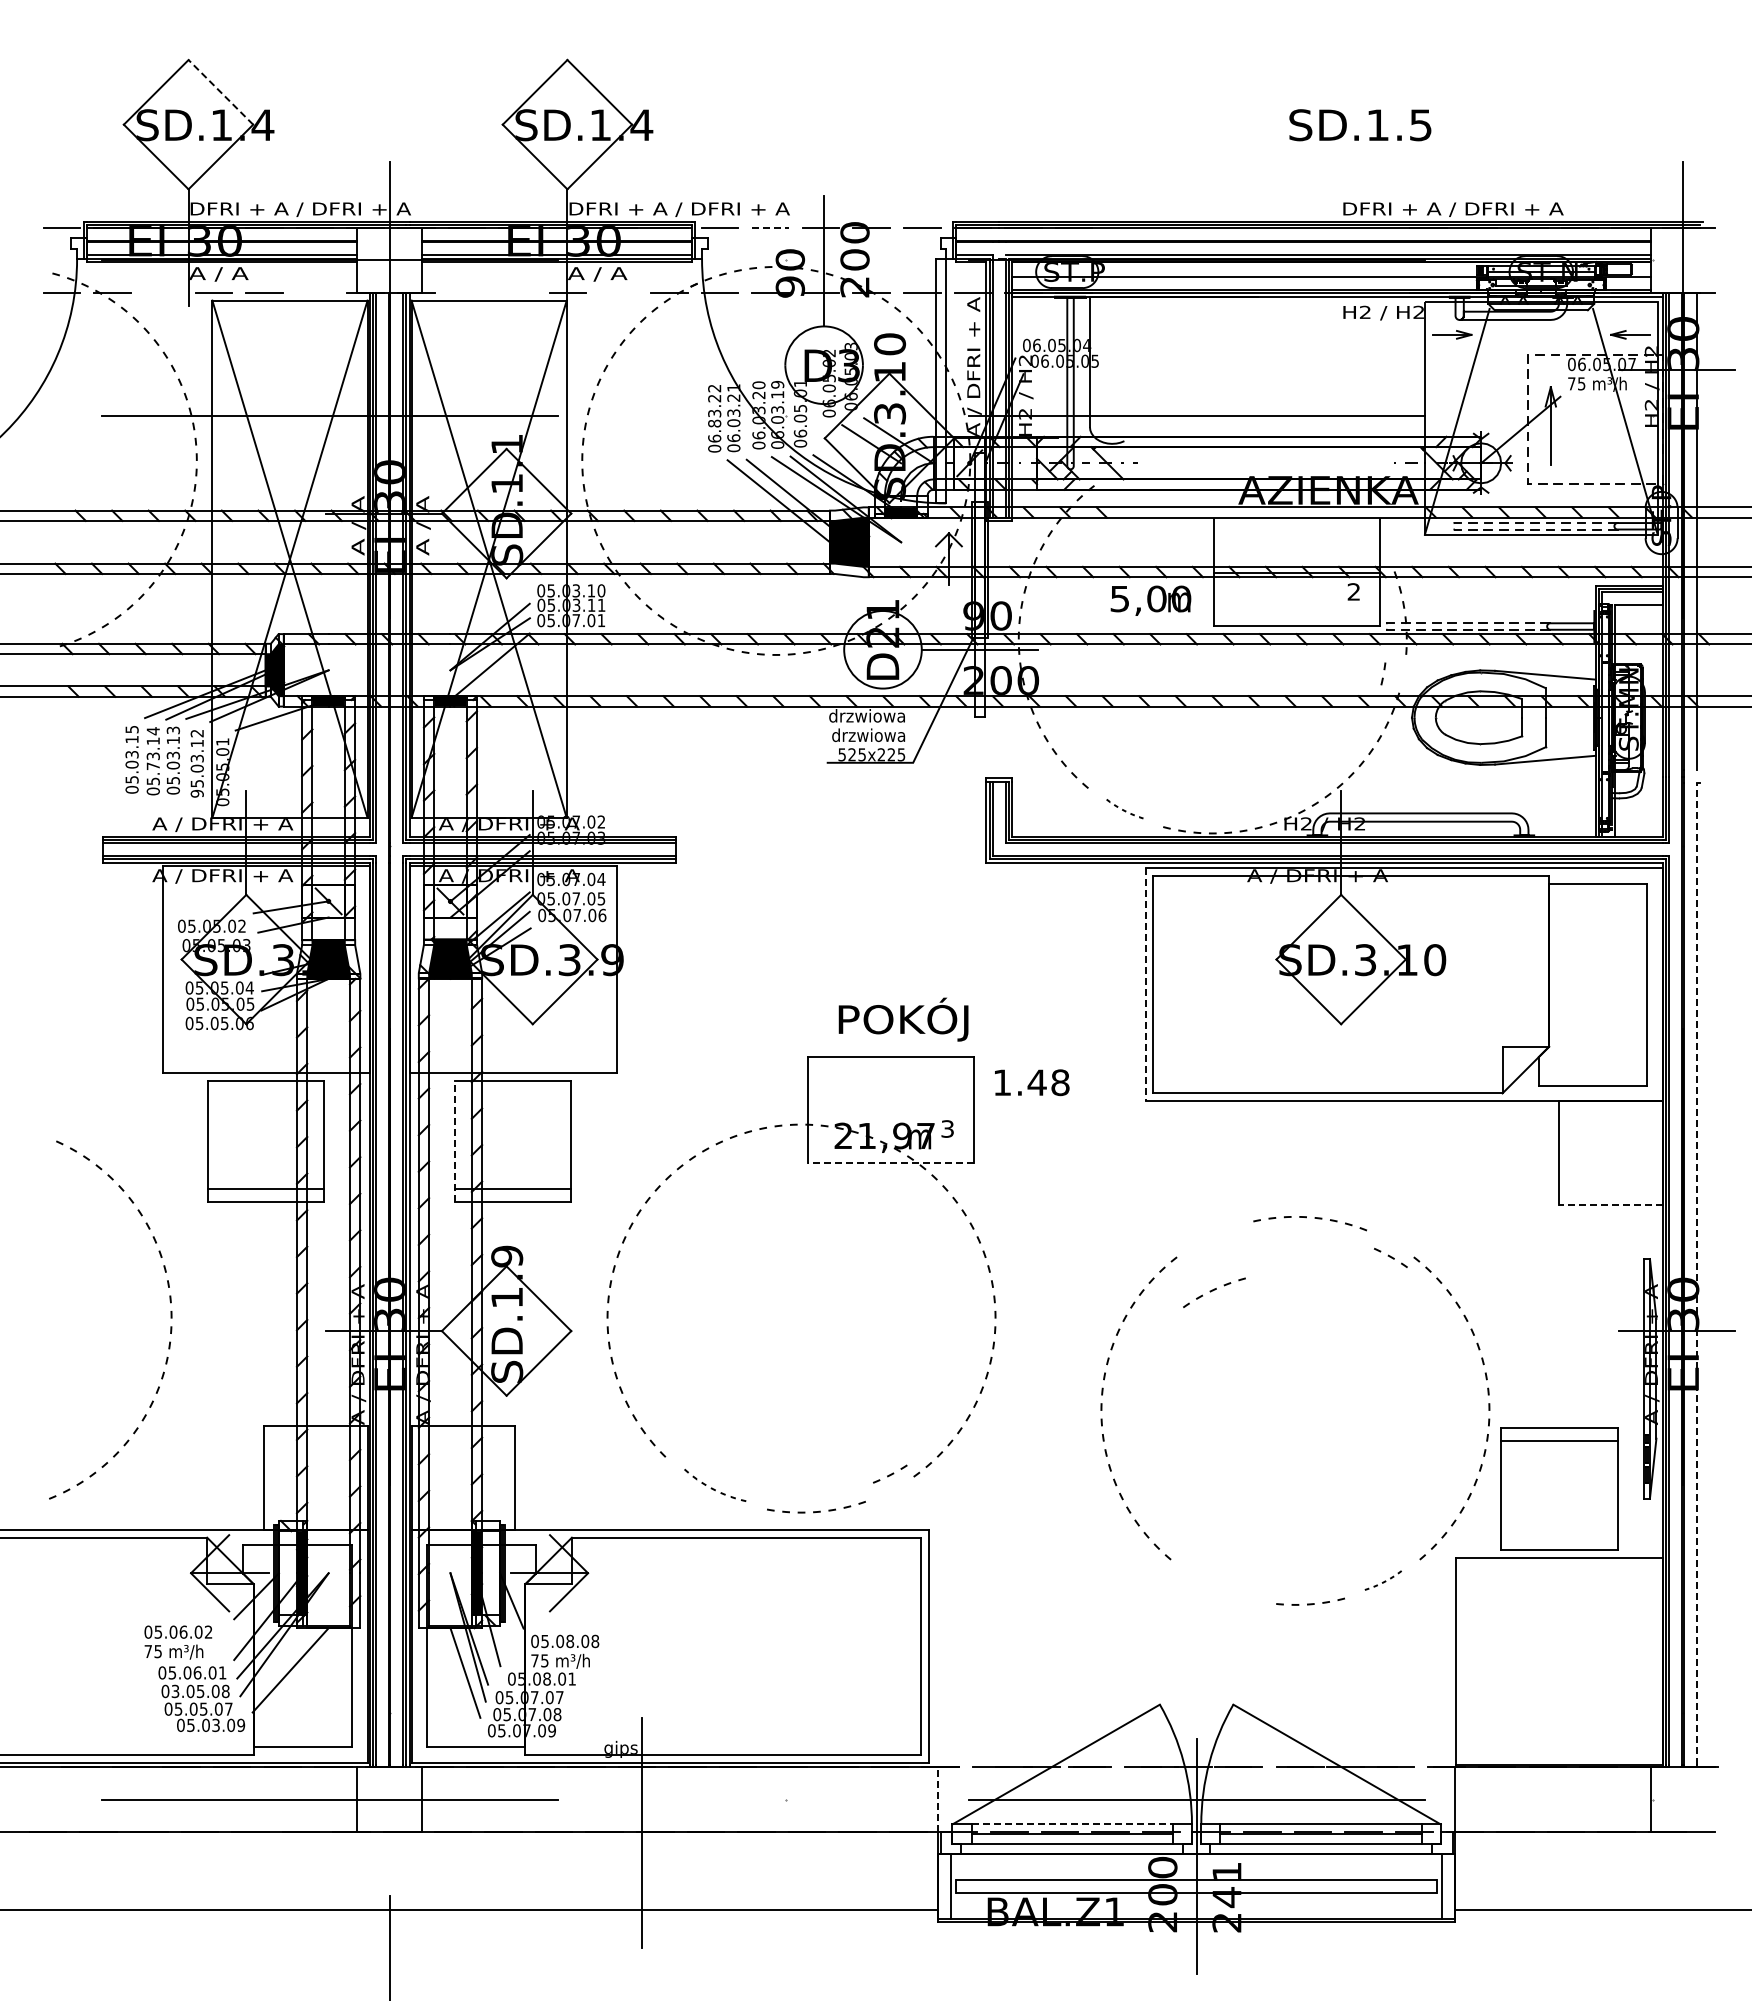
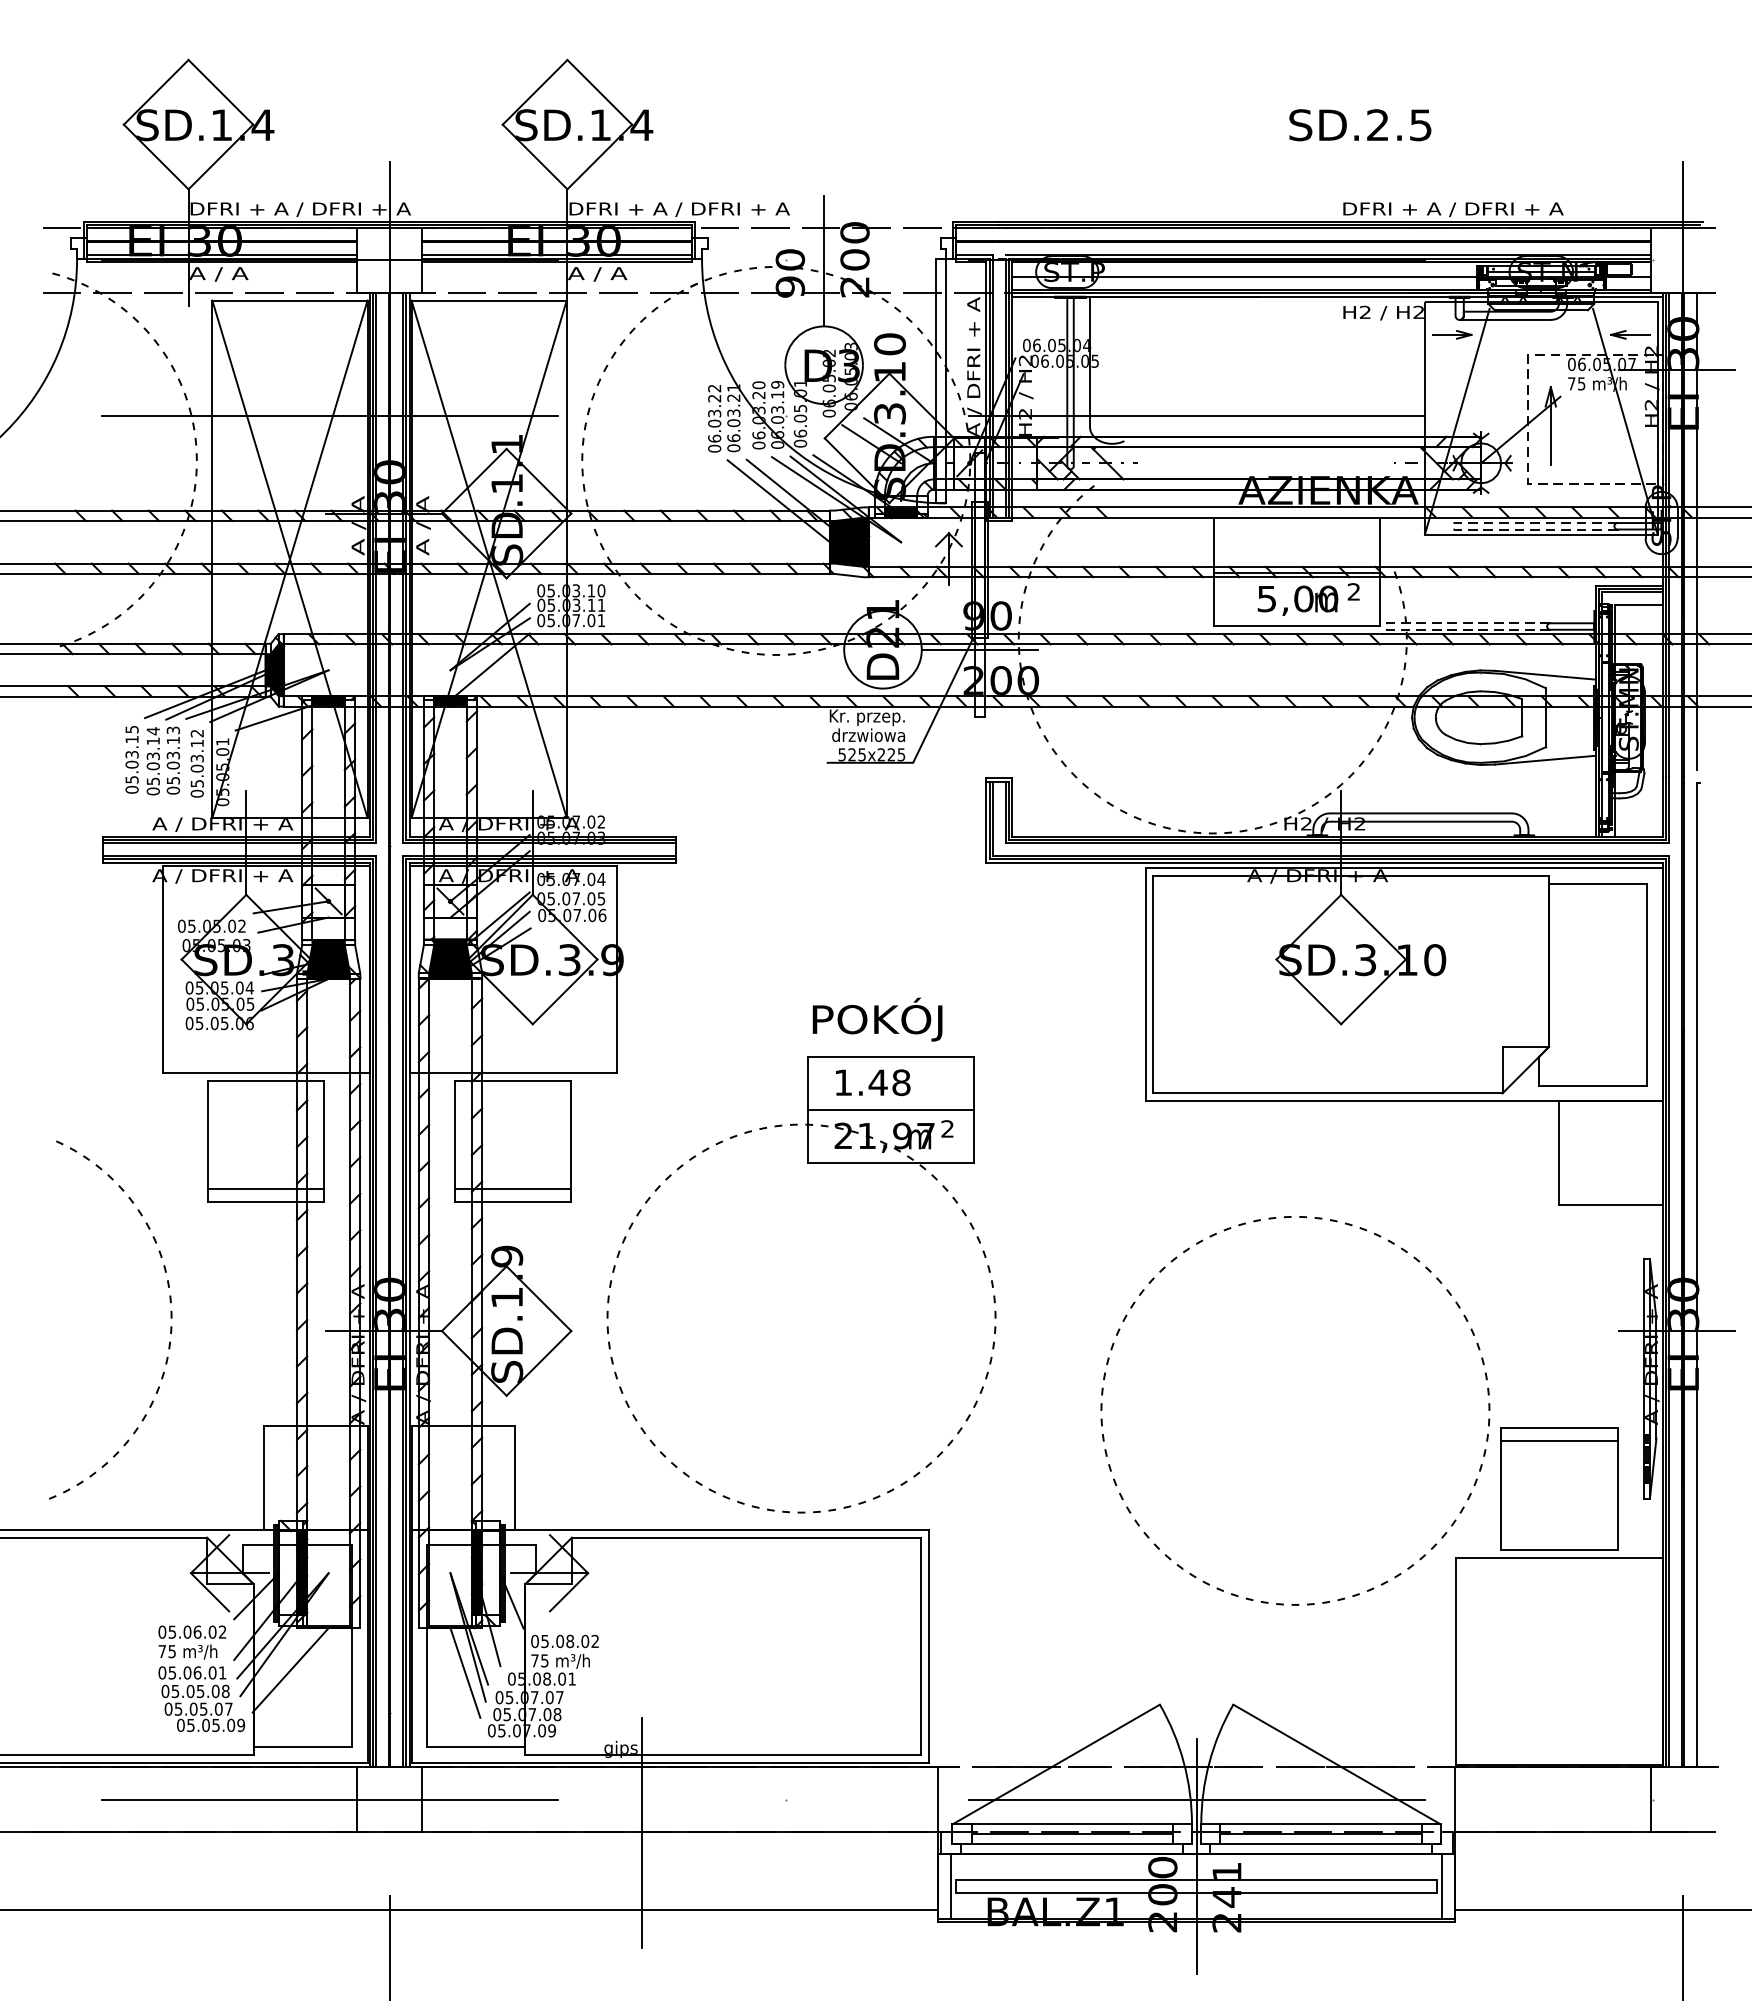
line: dashed -> solid (220, 92)
text: SD.1.5 -> SD.2.5 (1377, 124)
line: dashed -> solid (770, 228)
line: none -> present (163, 292)
line: none -> present (314, 292)
line: none -> present (466, 292)
line: none -> present (517, 292)
line: none -> present (618, 292)
text: 06.83.22 -> 06.03.22 (714, 423)
text position: (1150, 600) -> (1297, 600) (1297, 600)
part position: (1383, 673) -> (1403, 673) (1403, 673)
text: drzwiowa -> Kr. przep. (866, 717)
text: 05.73.14 -> 05.03.14 (152, 766)
text: 95.03.12 -> 05.03.12 (197, 793)
part size: 38x21 px -> 62x34 px (1124, 808)
line: dashed -> solid (1145, 985)
text position: (903, 1019) -> (877, 1019) (877, 1019)
text position: (1032, 1082) -> (873, 1082) (873, 1082)
line: none -> present (890, 1109)
text: 3 -> 2 (947, 1128)
line: dashed -> solid (454, 1141)
line: dashed -> solid (891, 1163)
line: dashed -> solid (1611, 1204)
part position: (1390, 1257) -> (1390, 1242) (1390, 1242)
line: dashed -> solid (1696, 1273)
part position: (1214, 1292) -> (1214, 1237) (1214, 1237)
part position: (890, 1473) -> (890, 1489) (890, 1489)
part size: 63x34 px -> 89x47 px (715, 1485)
part size: 38x21 px -> 63x33 px (1383, 1580)
part: none -> present (1222, 1583)
text: 05.08.08 -> 05.08.02 (595, 1641)
text position: (178, 1642) -> (192, 1642) (192, 1642)
text: 03.05.08 -> 05.05.08 (175, 1690)
text: 05.03.09 -> 05.05.09 (215, 1724)
line: dashed -> solid (937, 1799)
line: dashed -> solid (1072, 1824)
line: none -> present (1682, 1946)
